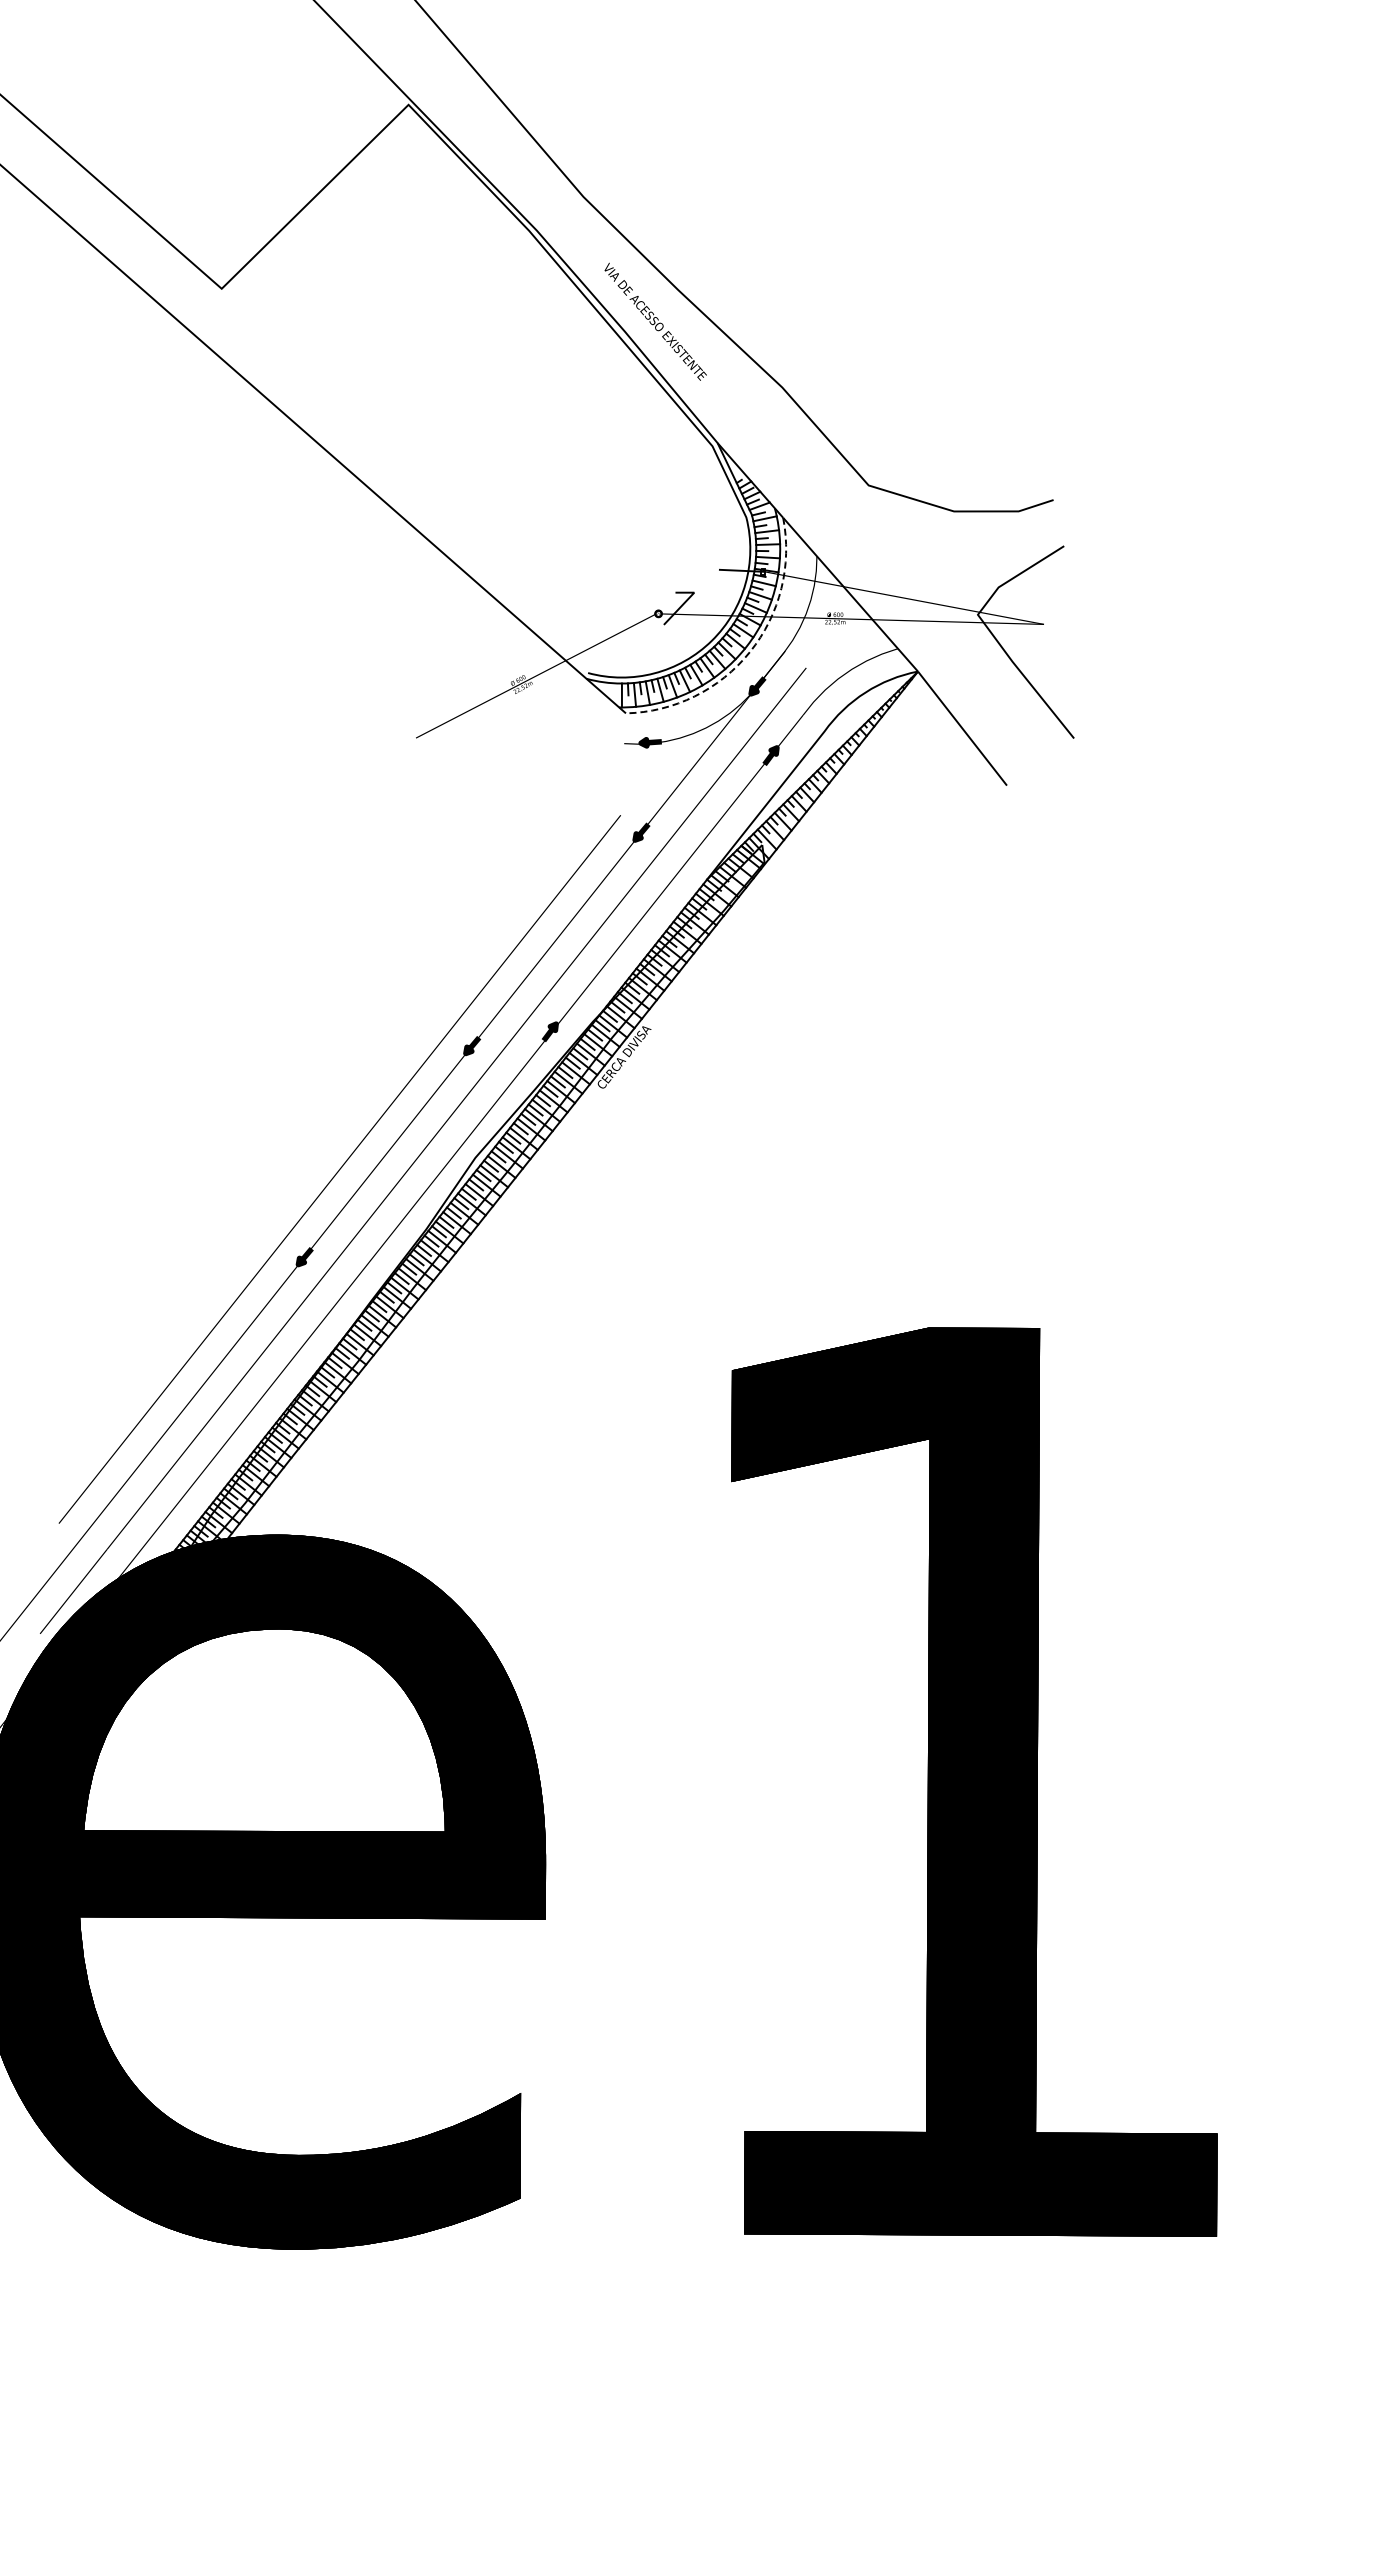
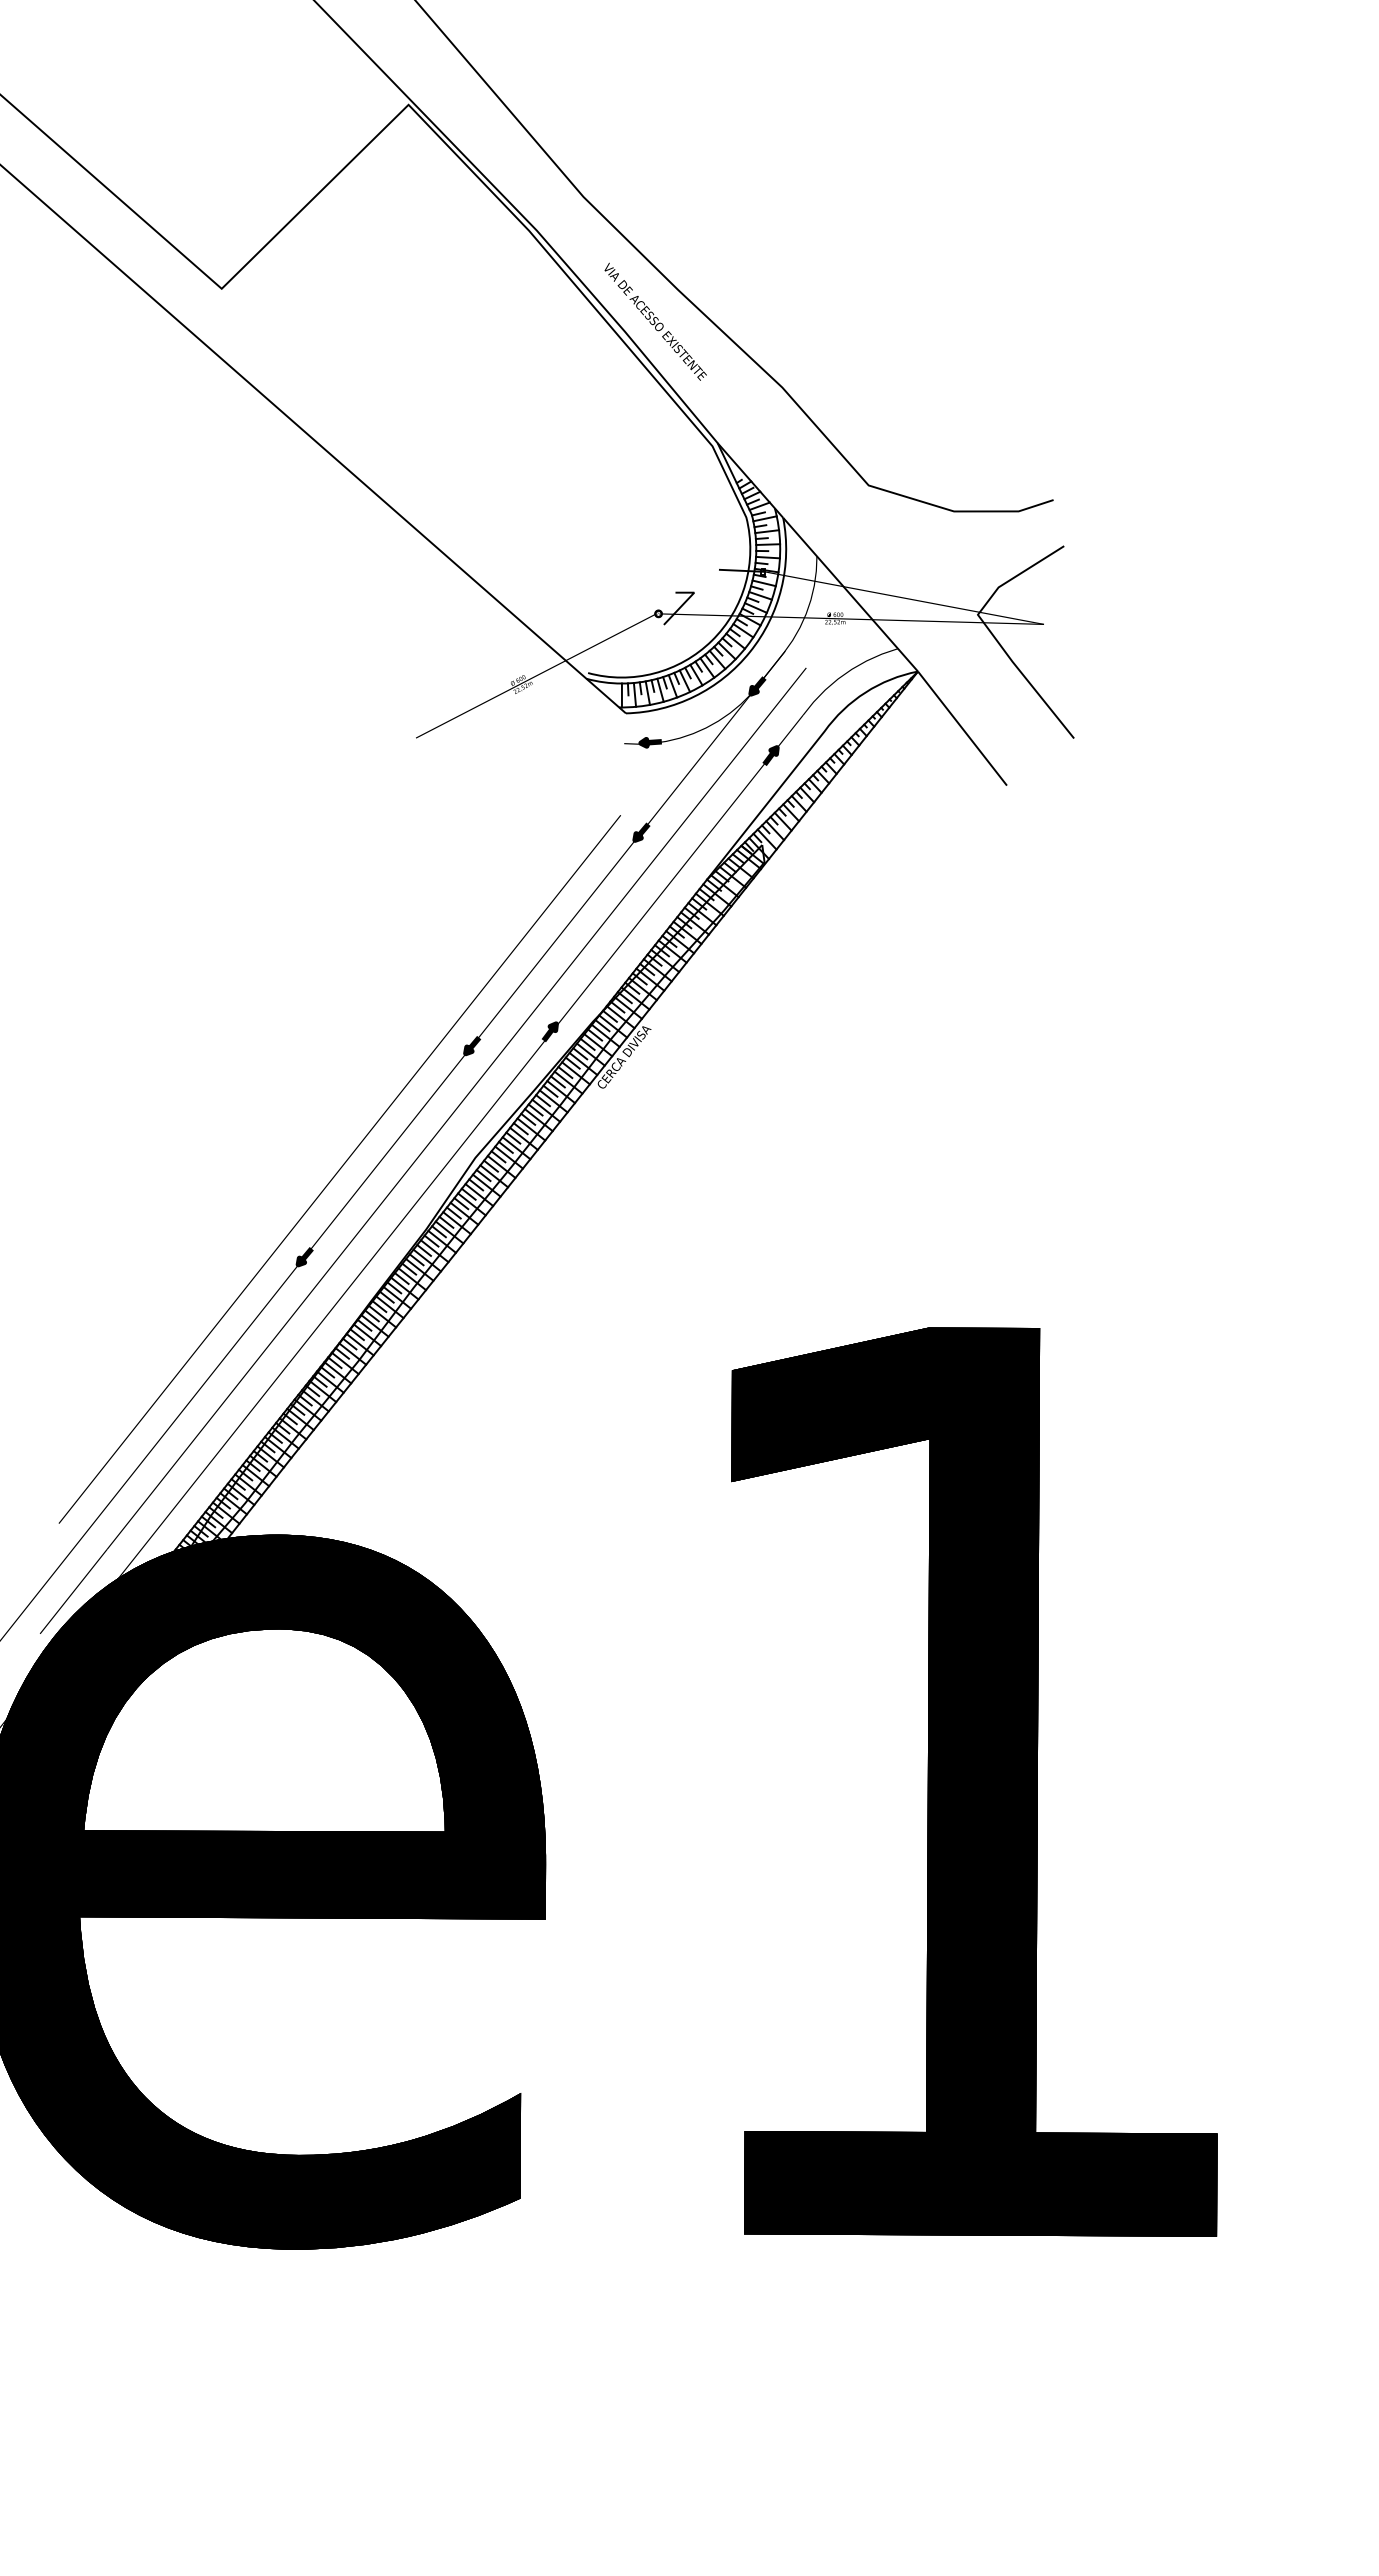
line: dashed -> solid (749, 652)
